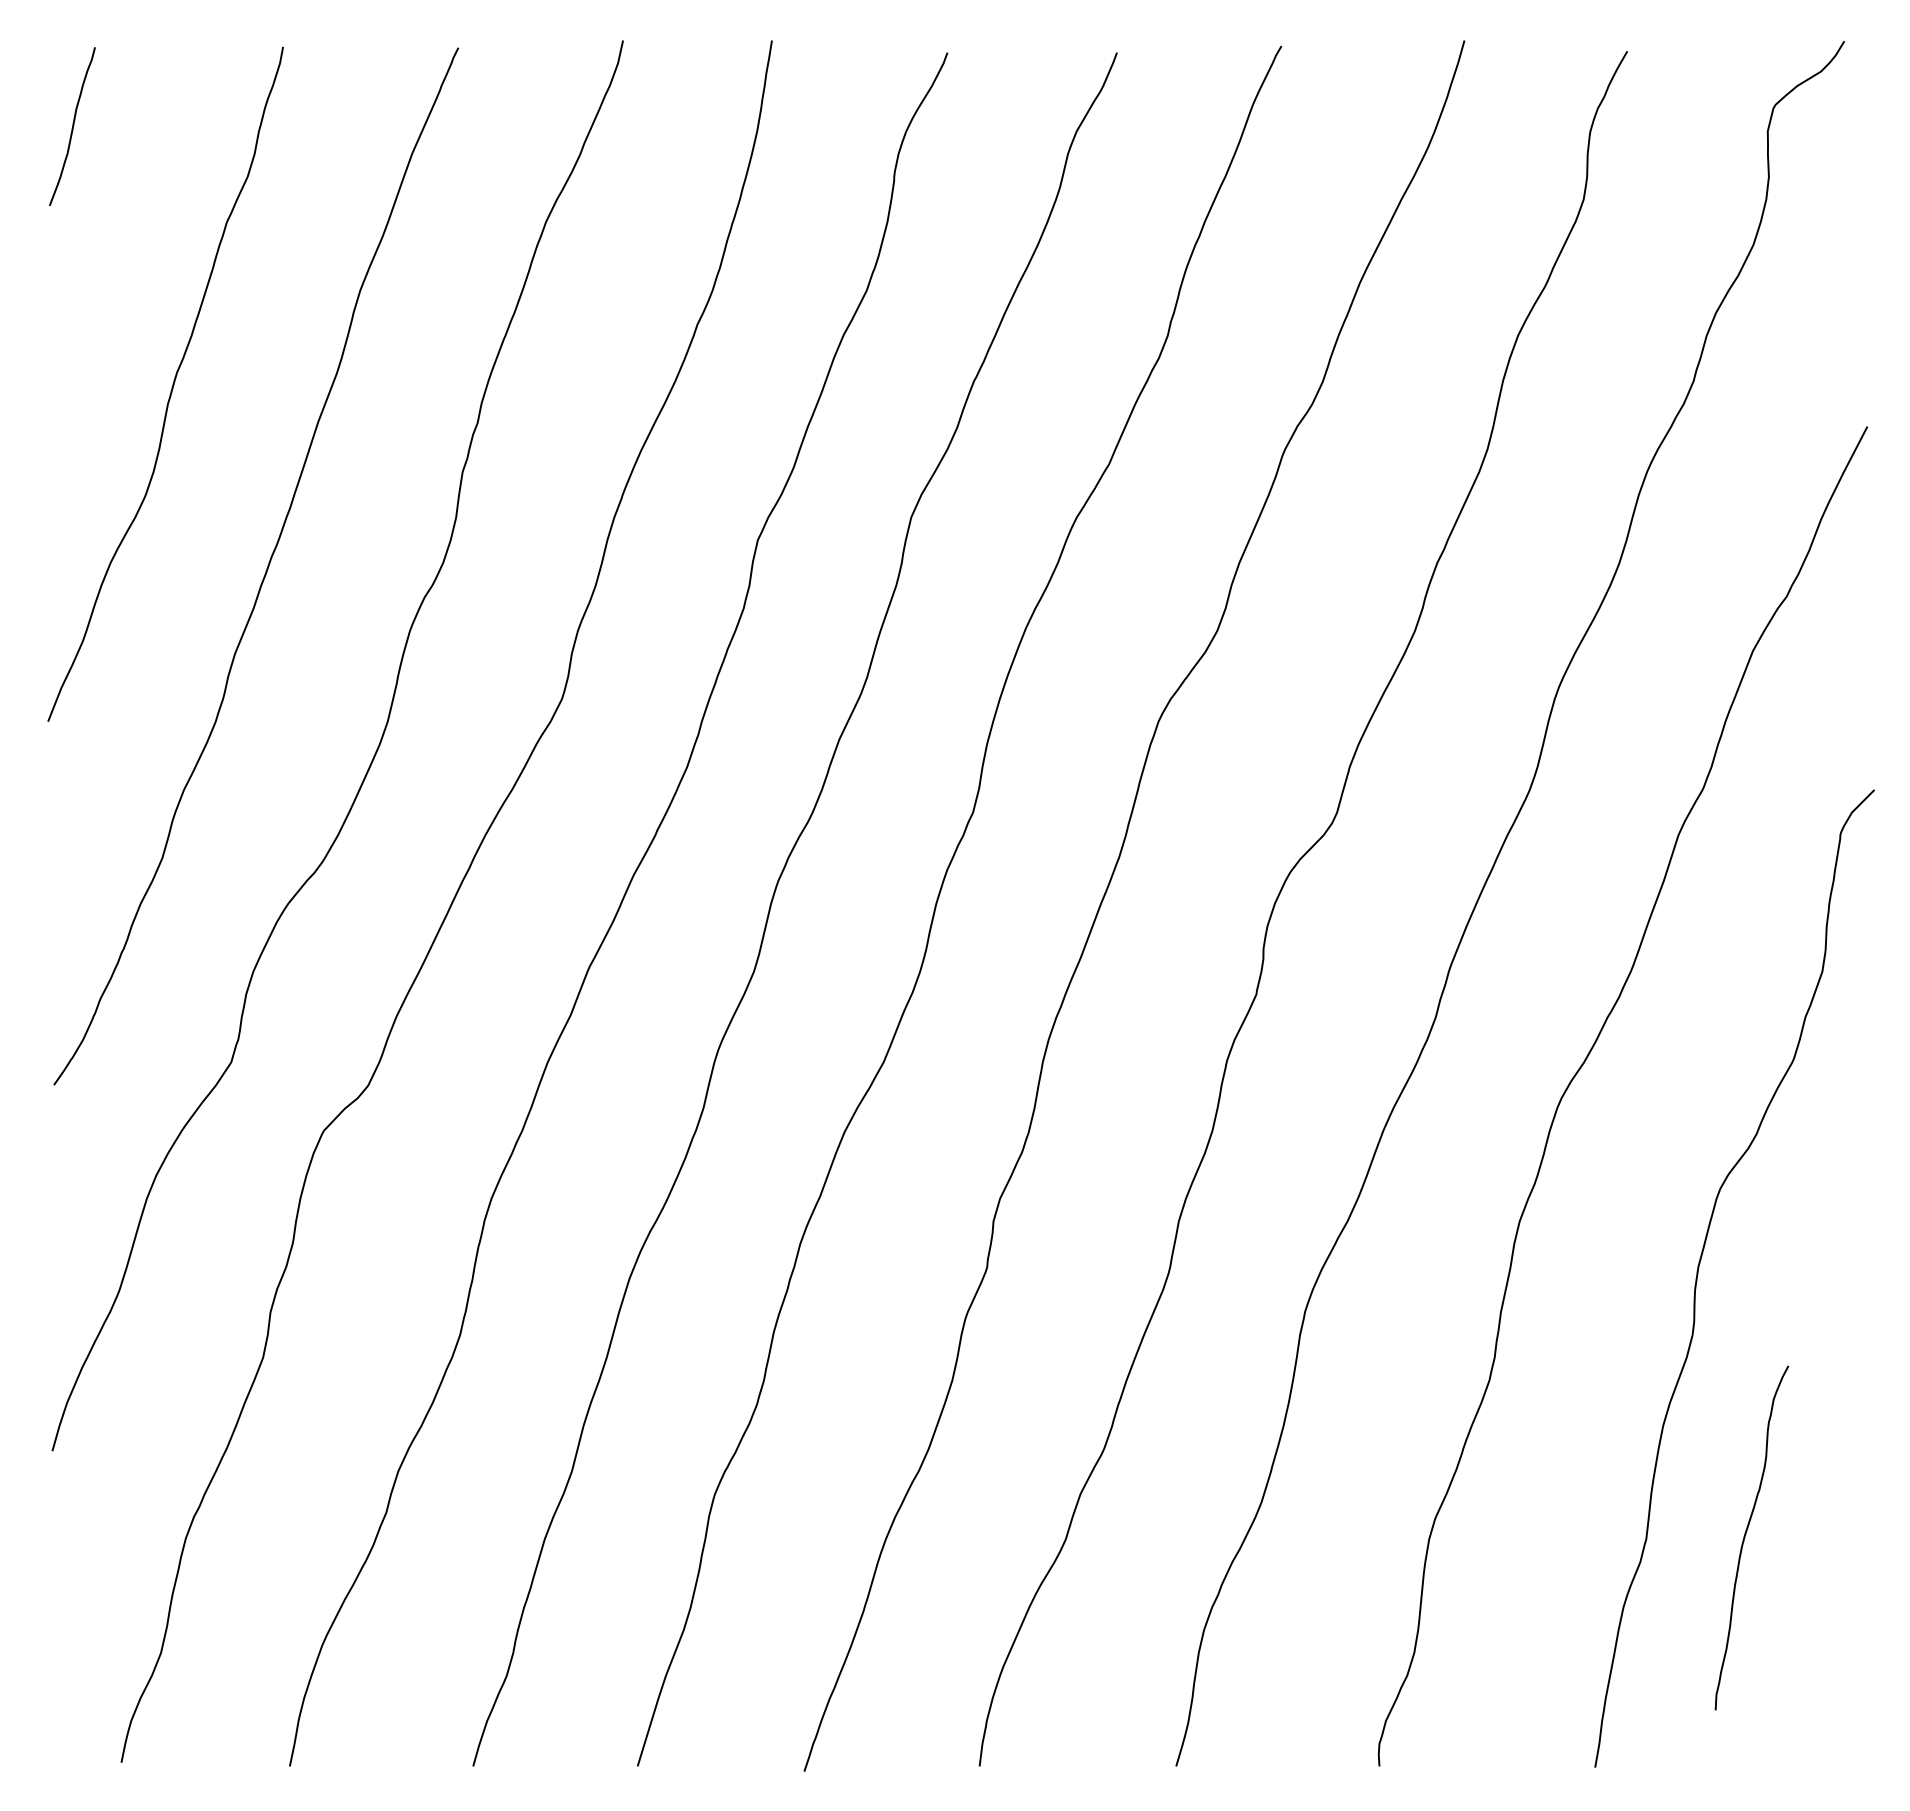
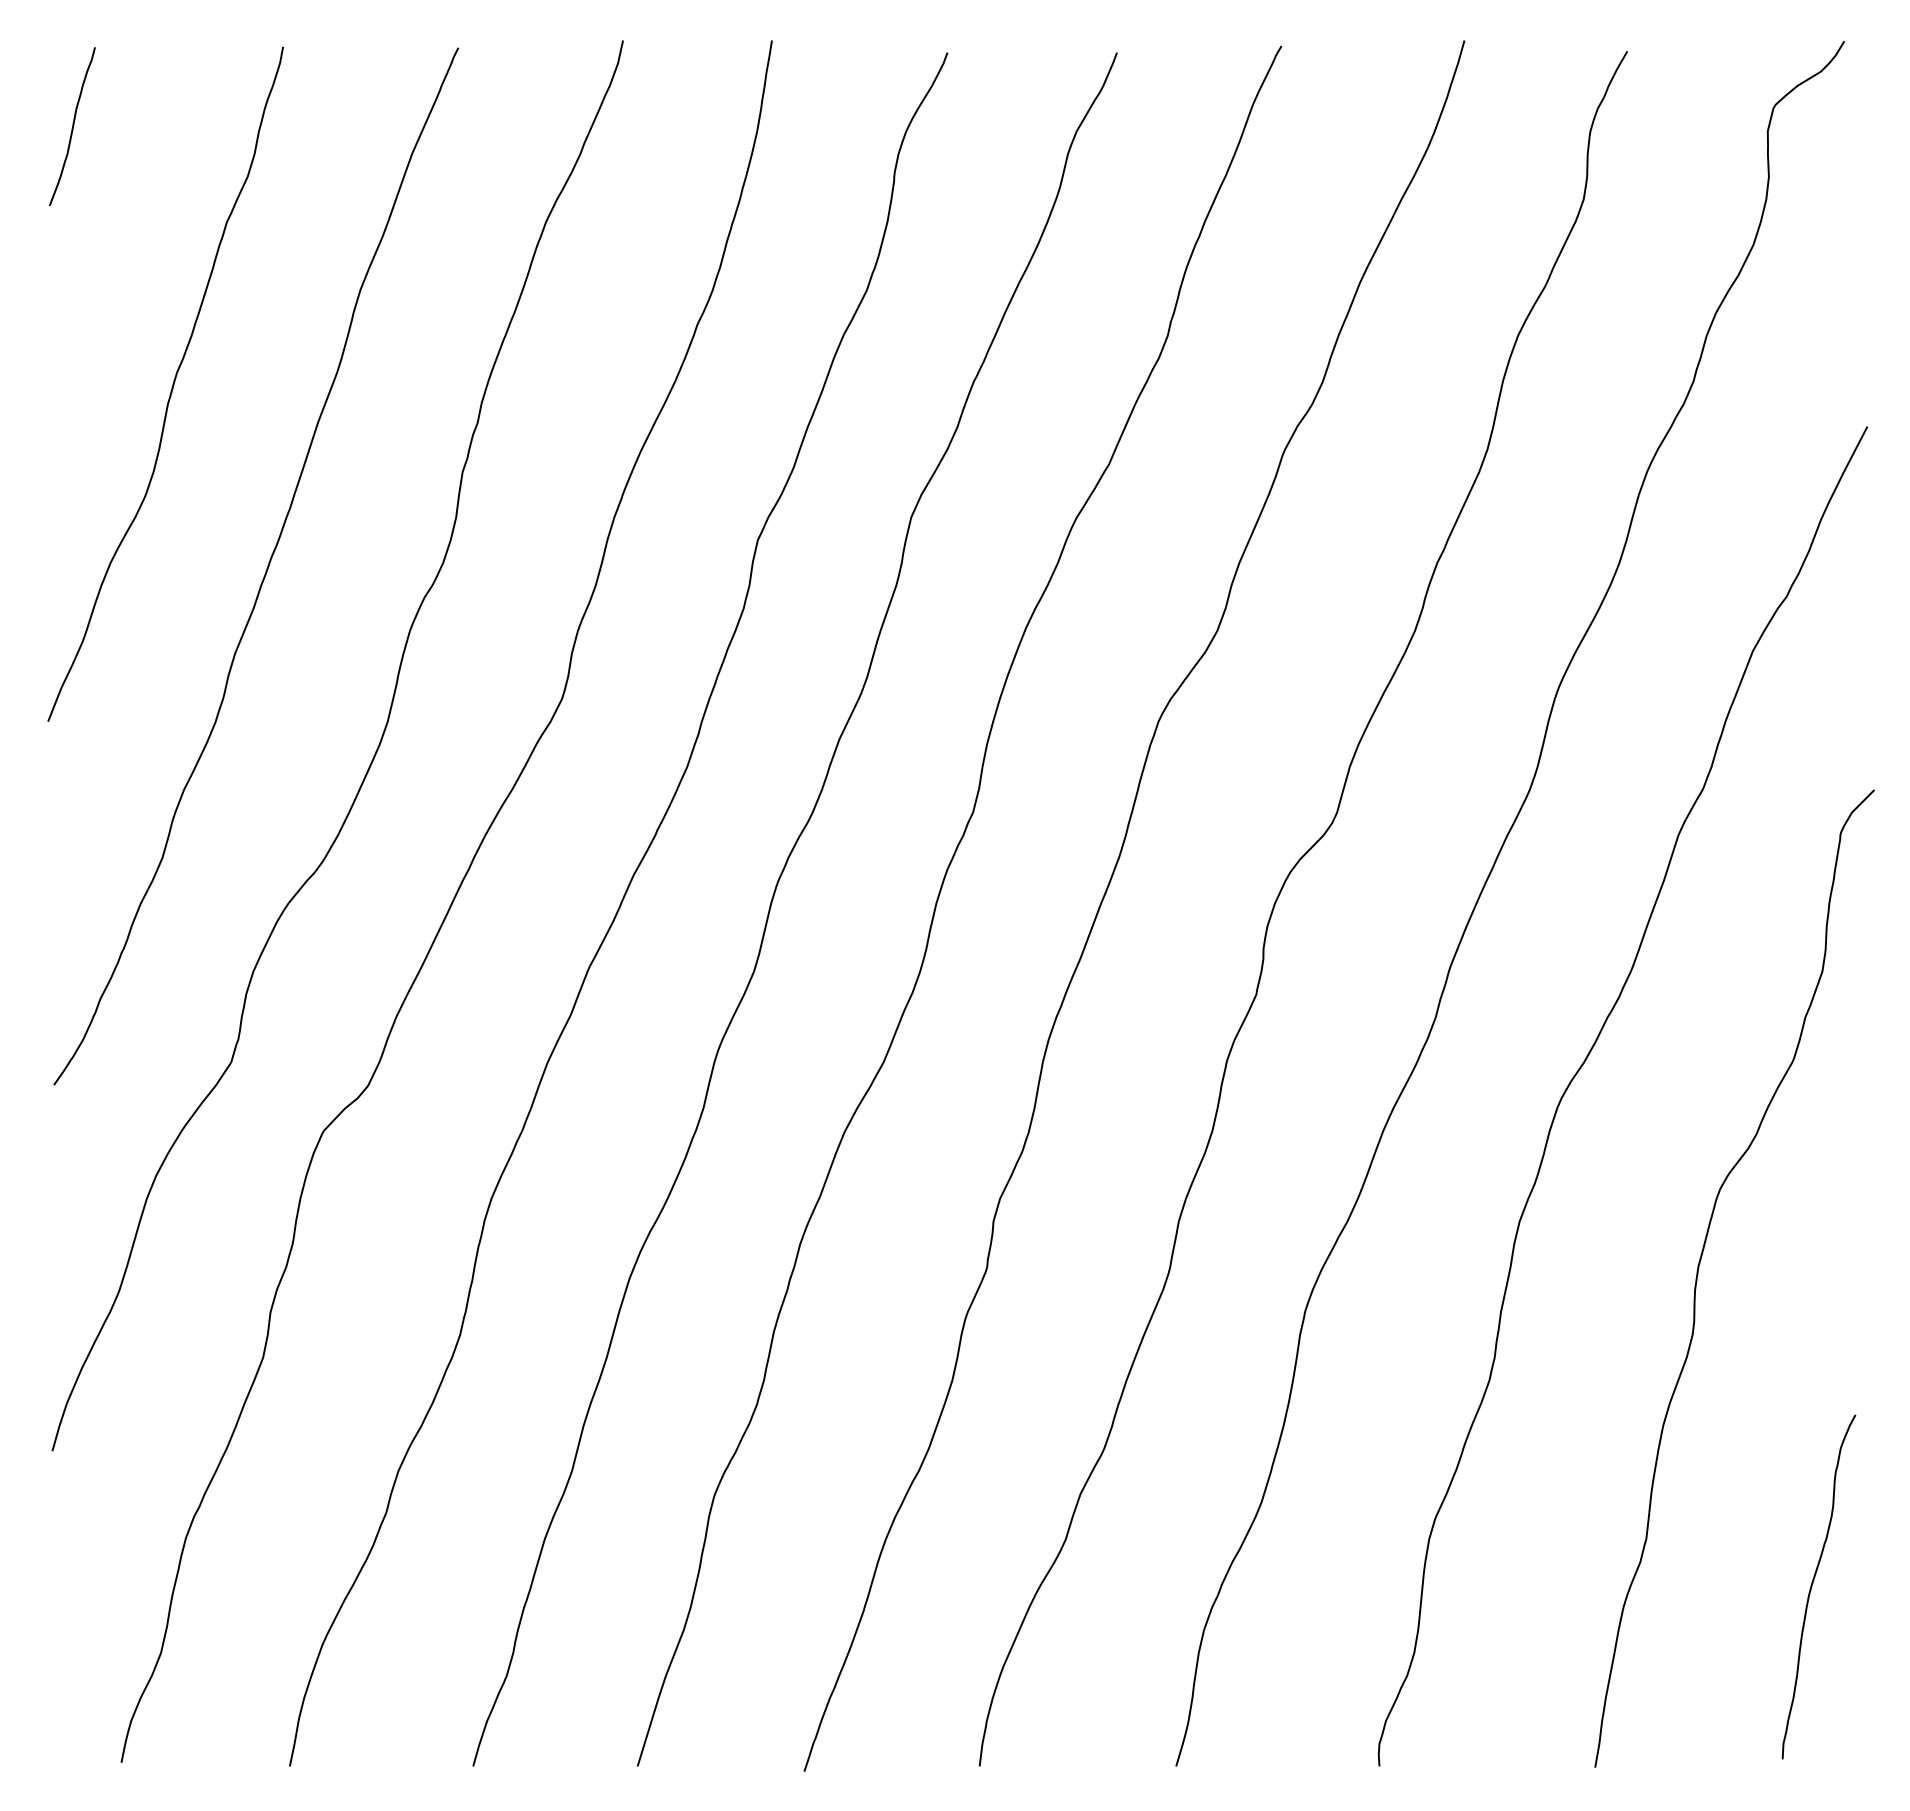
curve position: (1746, 1534) -> (1813, 1583) (1813, 1583)
